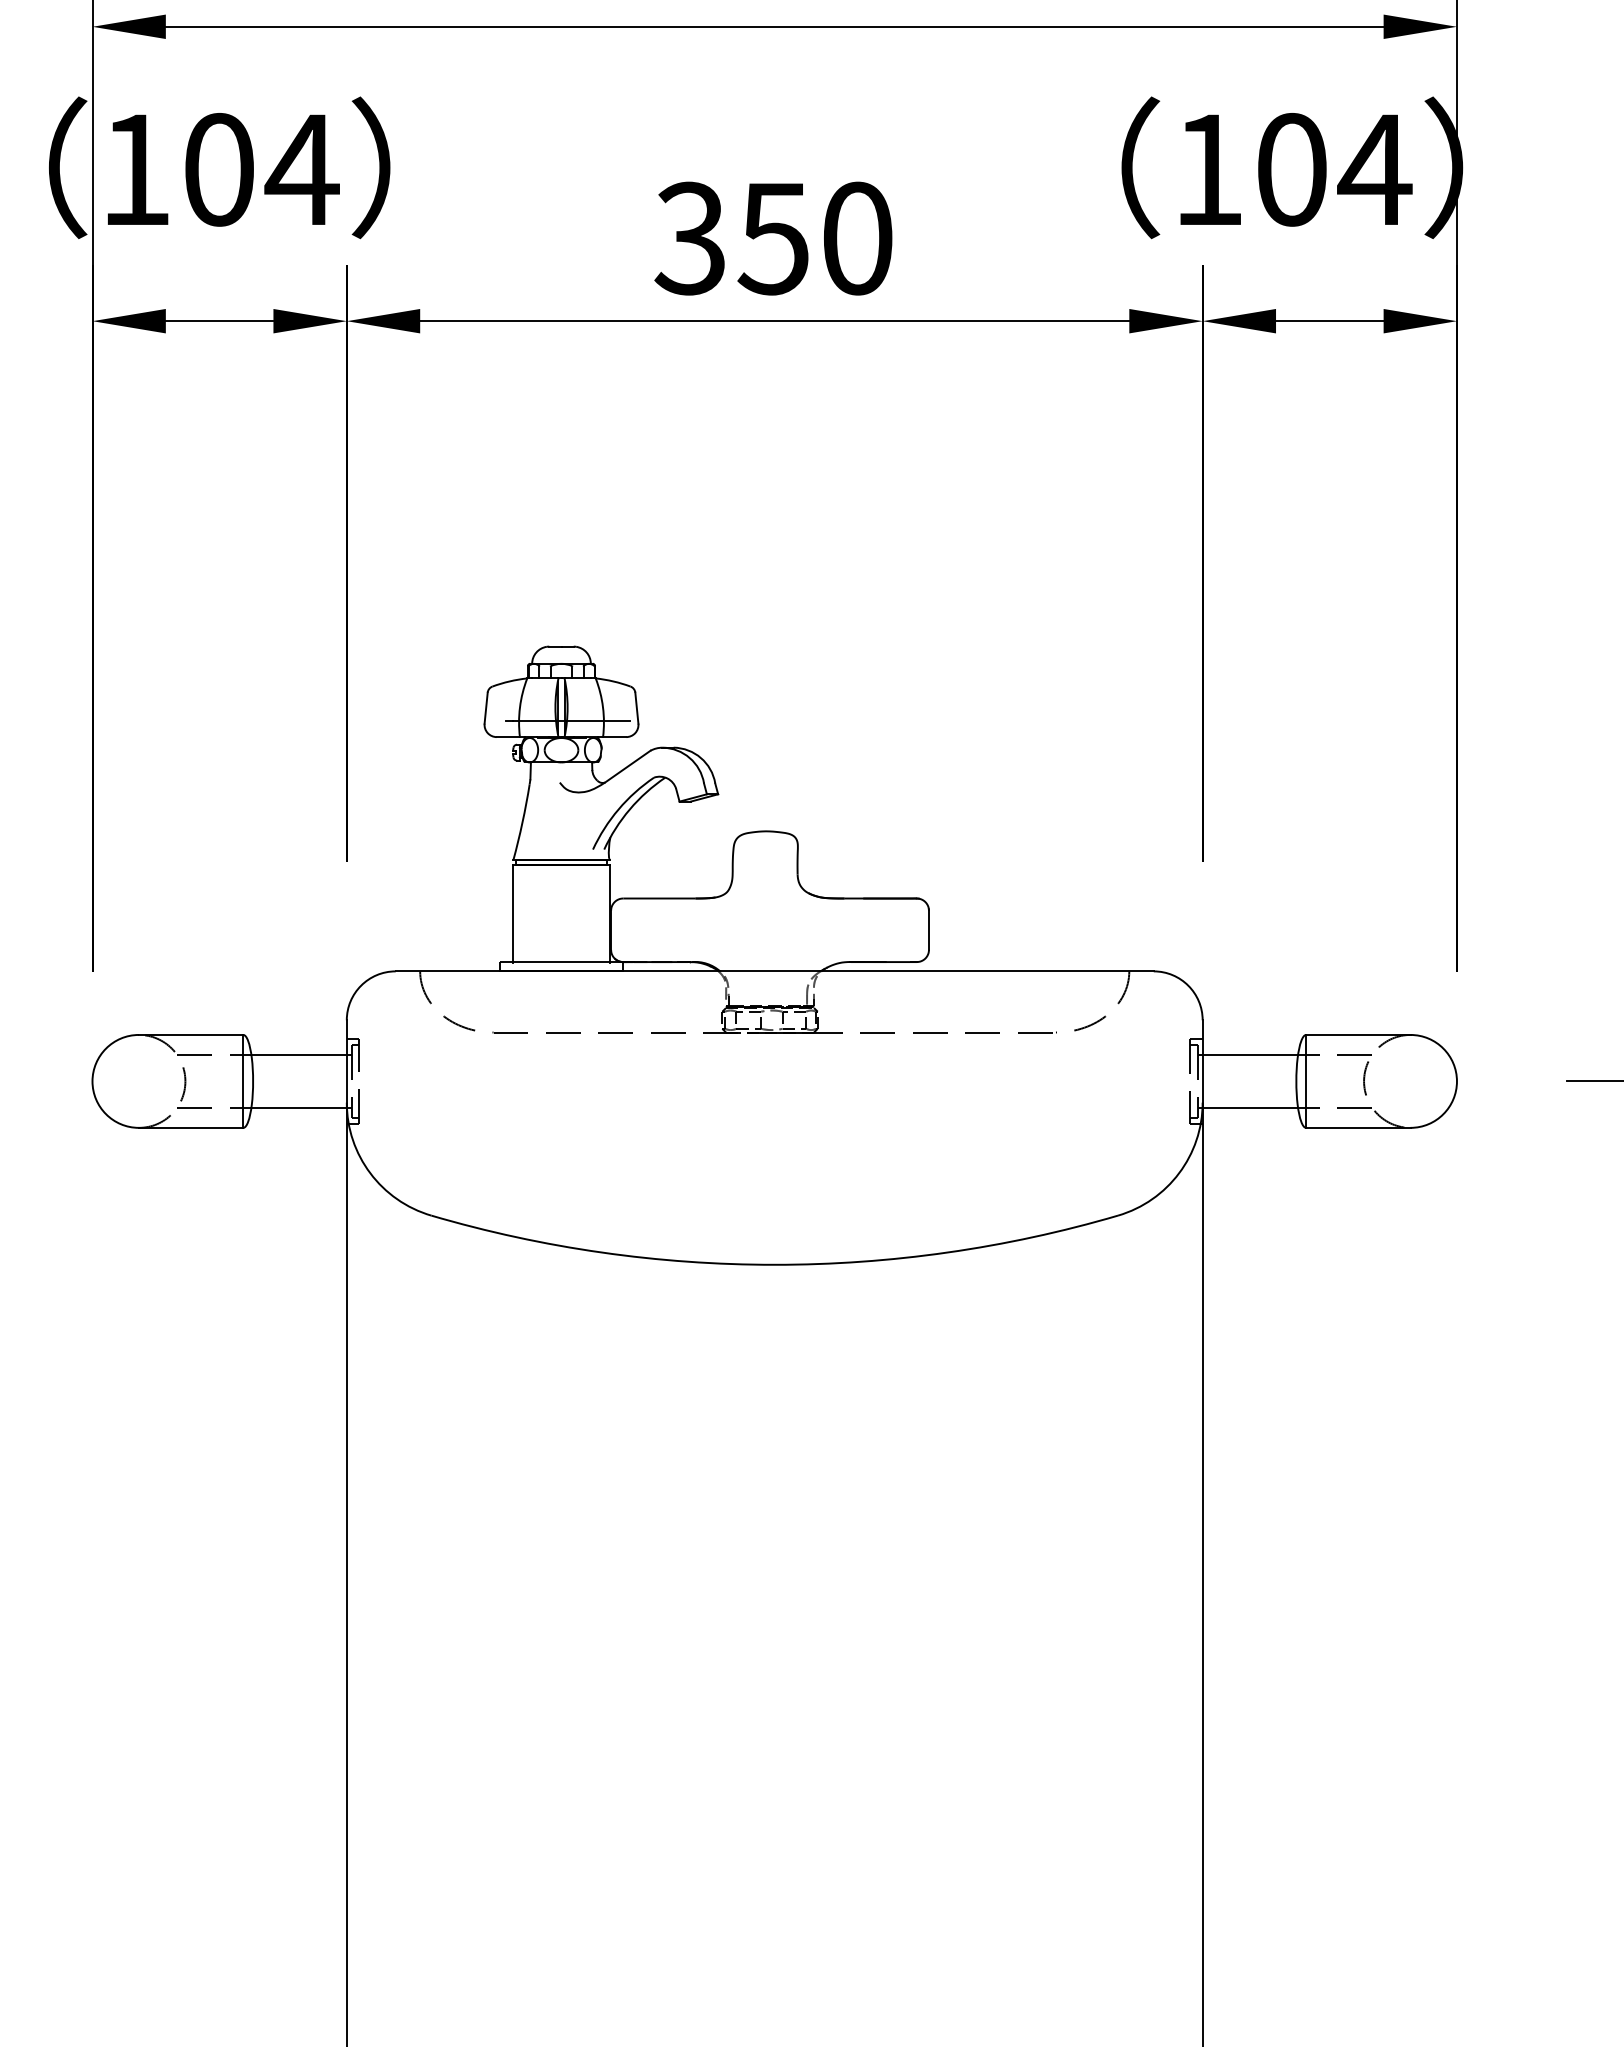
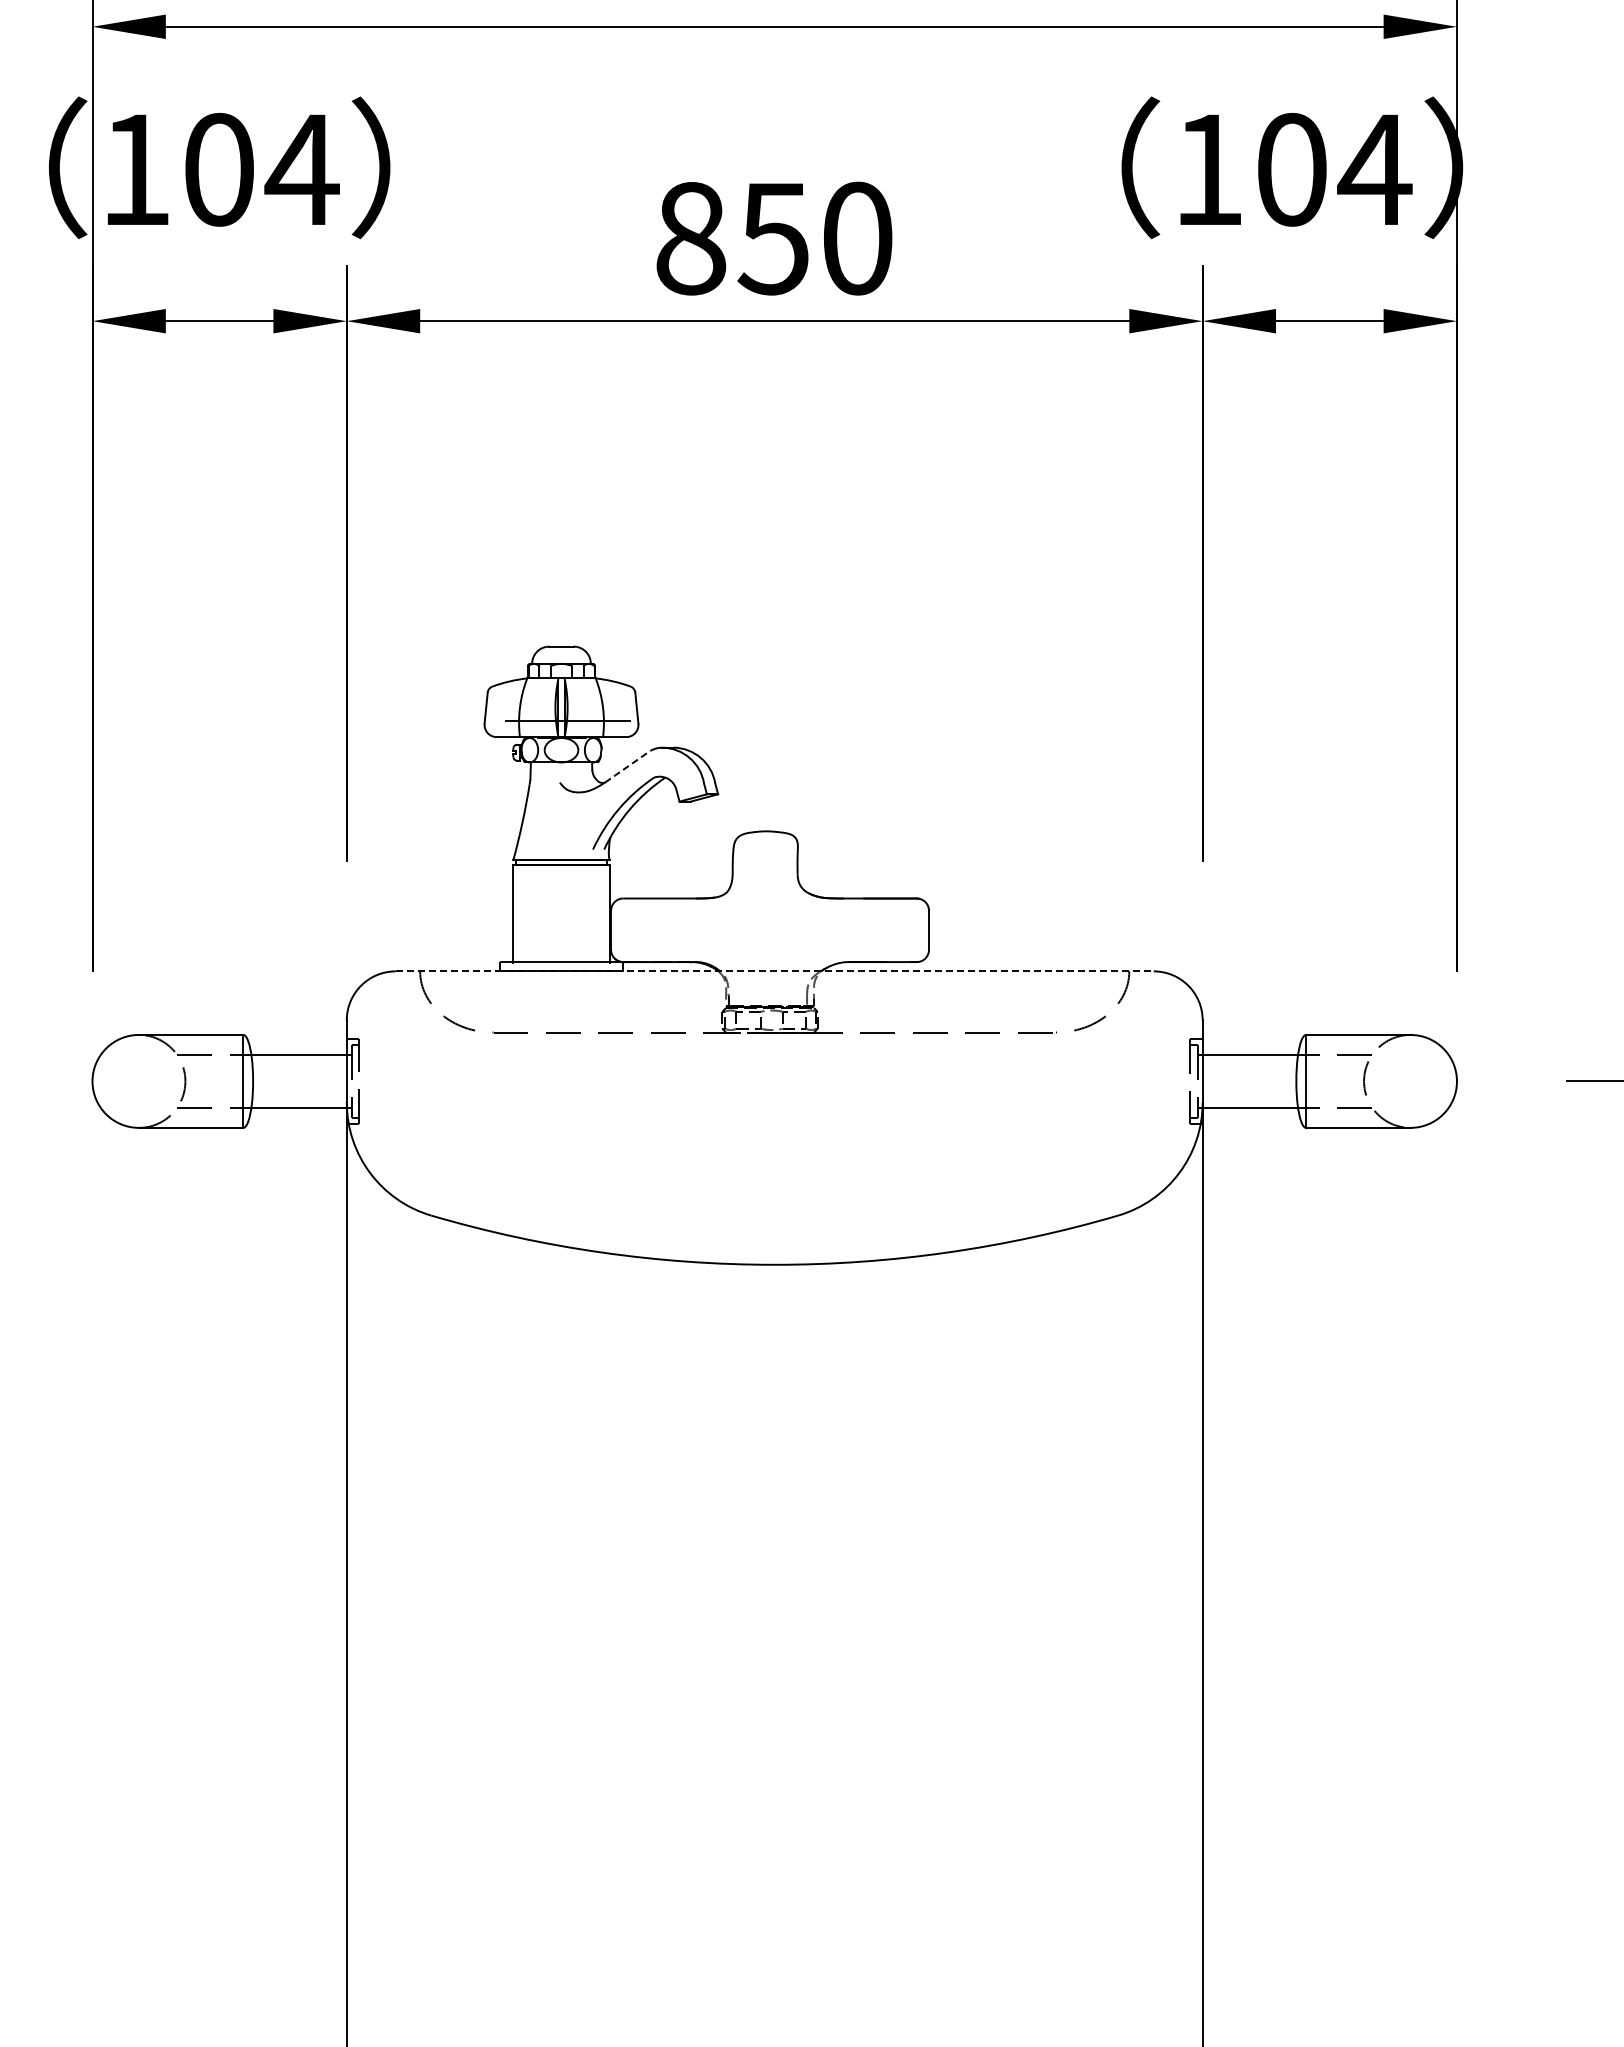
text: 350 -> 850 (690, 238)
line: solid -> dashed (627, 766)
line: solid -> dashed (775, 971)
